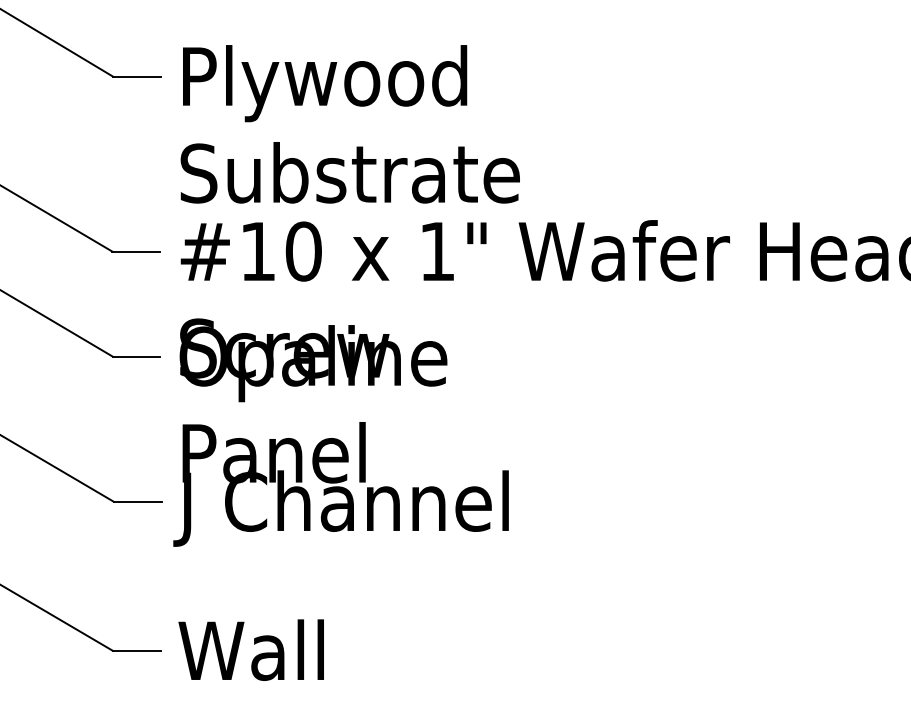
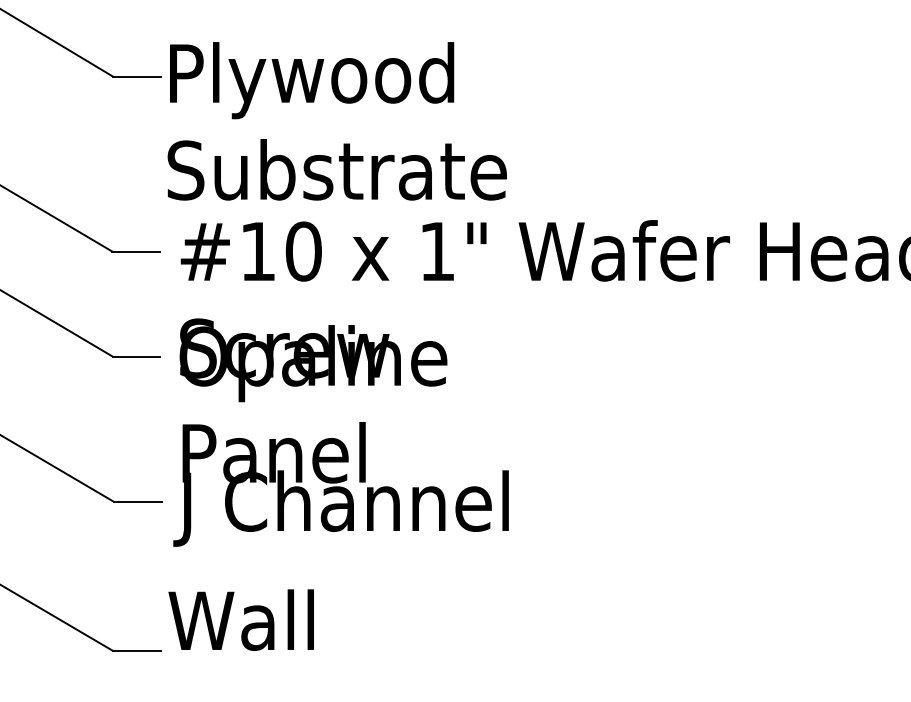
text position: (349, 124) -> (336, 121) (336, 121)
text position: (250, 649) -> (240, 619) (240, 619)
